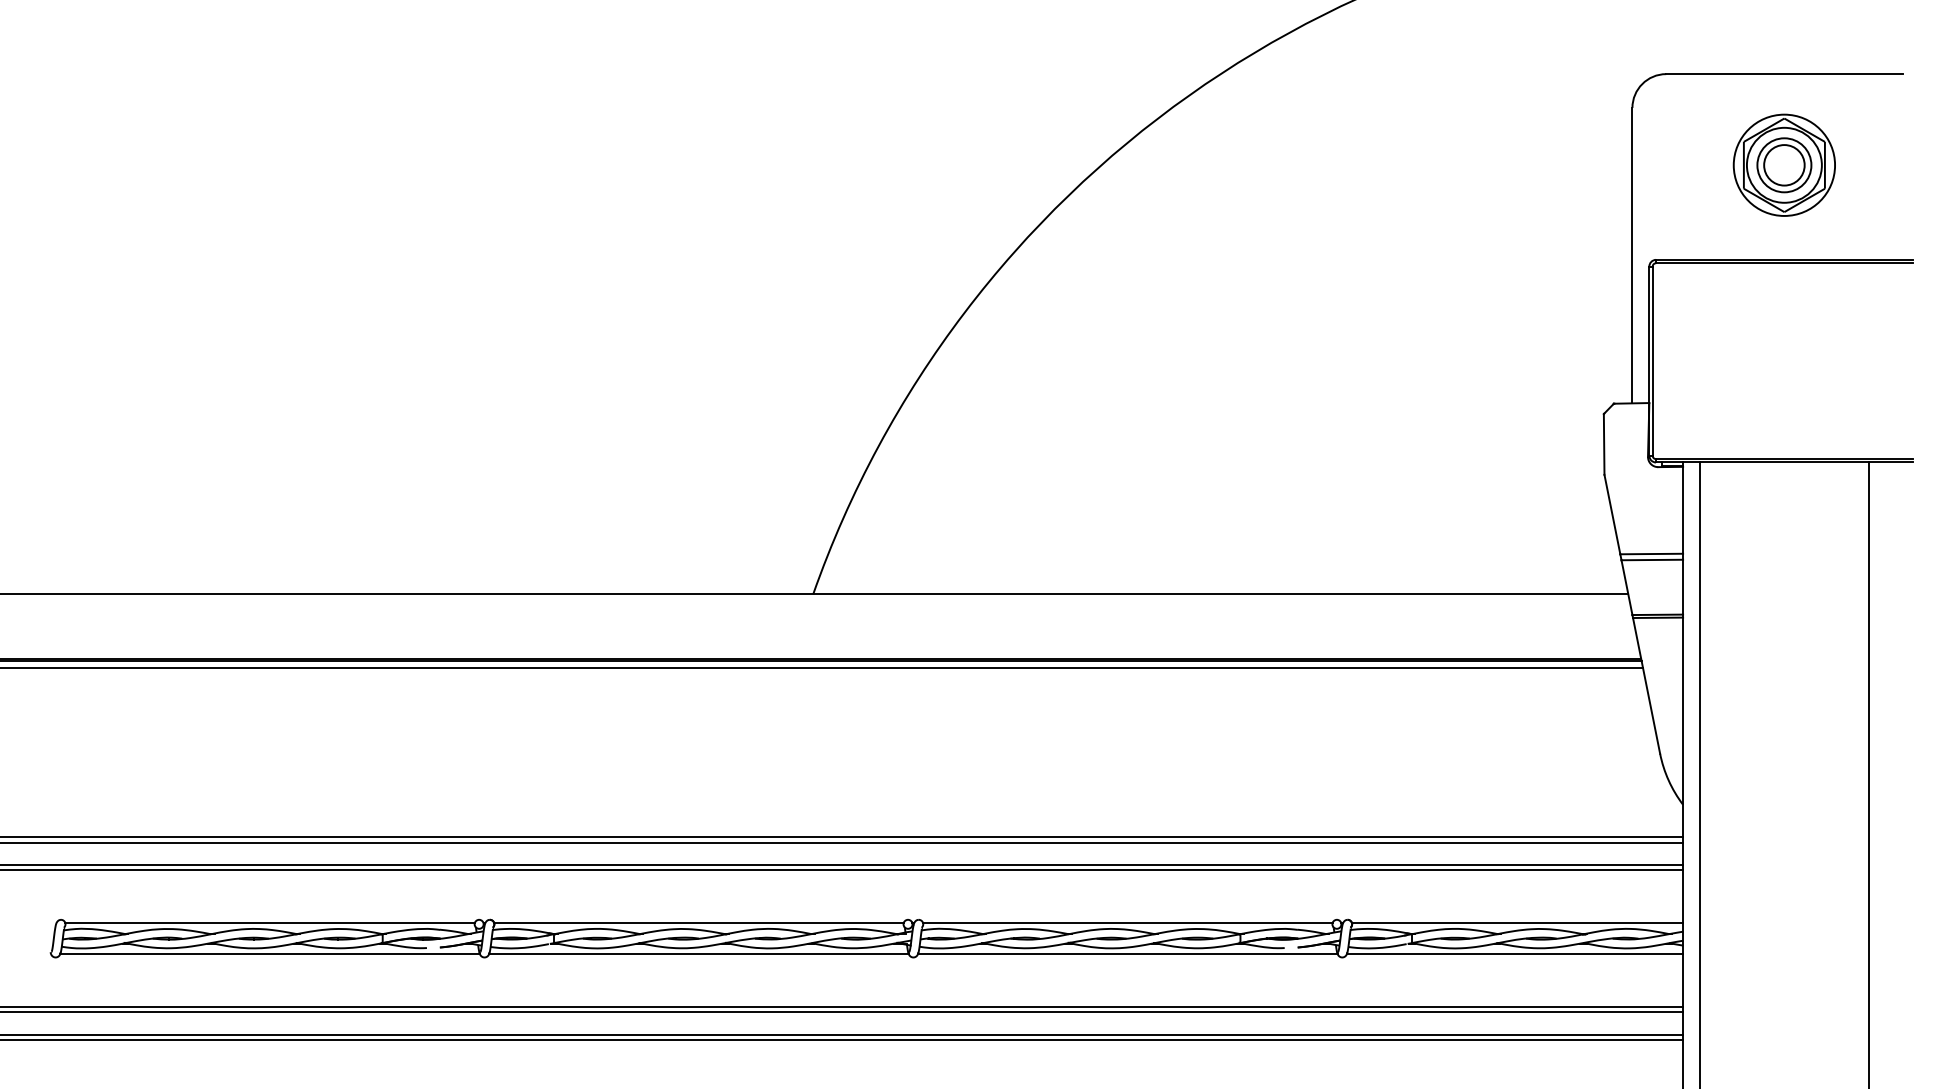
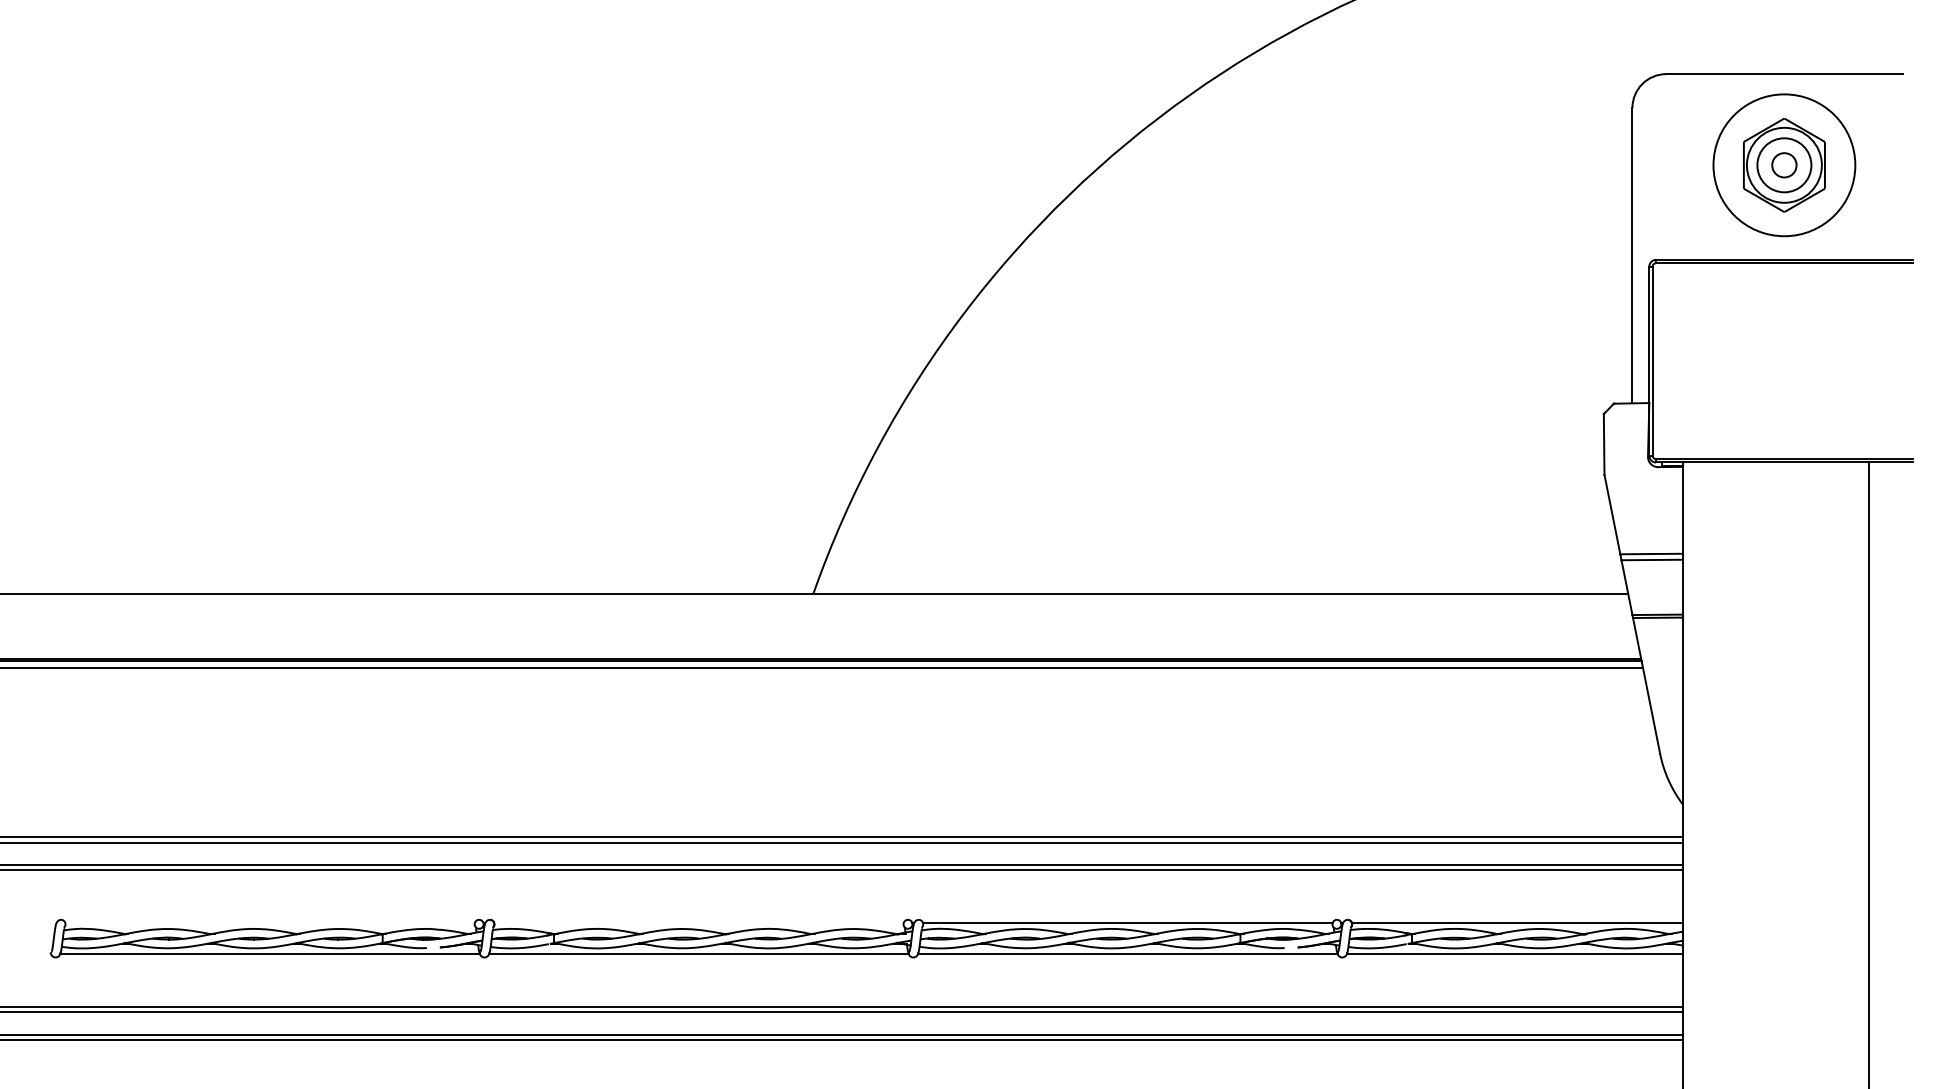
circle diameter: 101 px -> 142 px (1784, 165)
circle diameter: 41 px -> 24 px (1784, 165)
line: present -> none (1699, 773)
line: present -> none (269, 923)
line: present -> none (698, 923)
